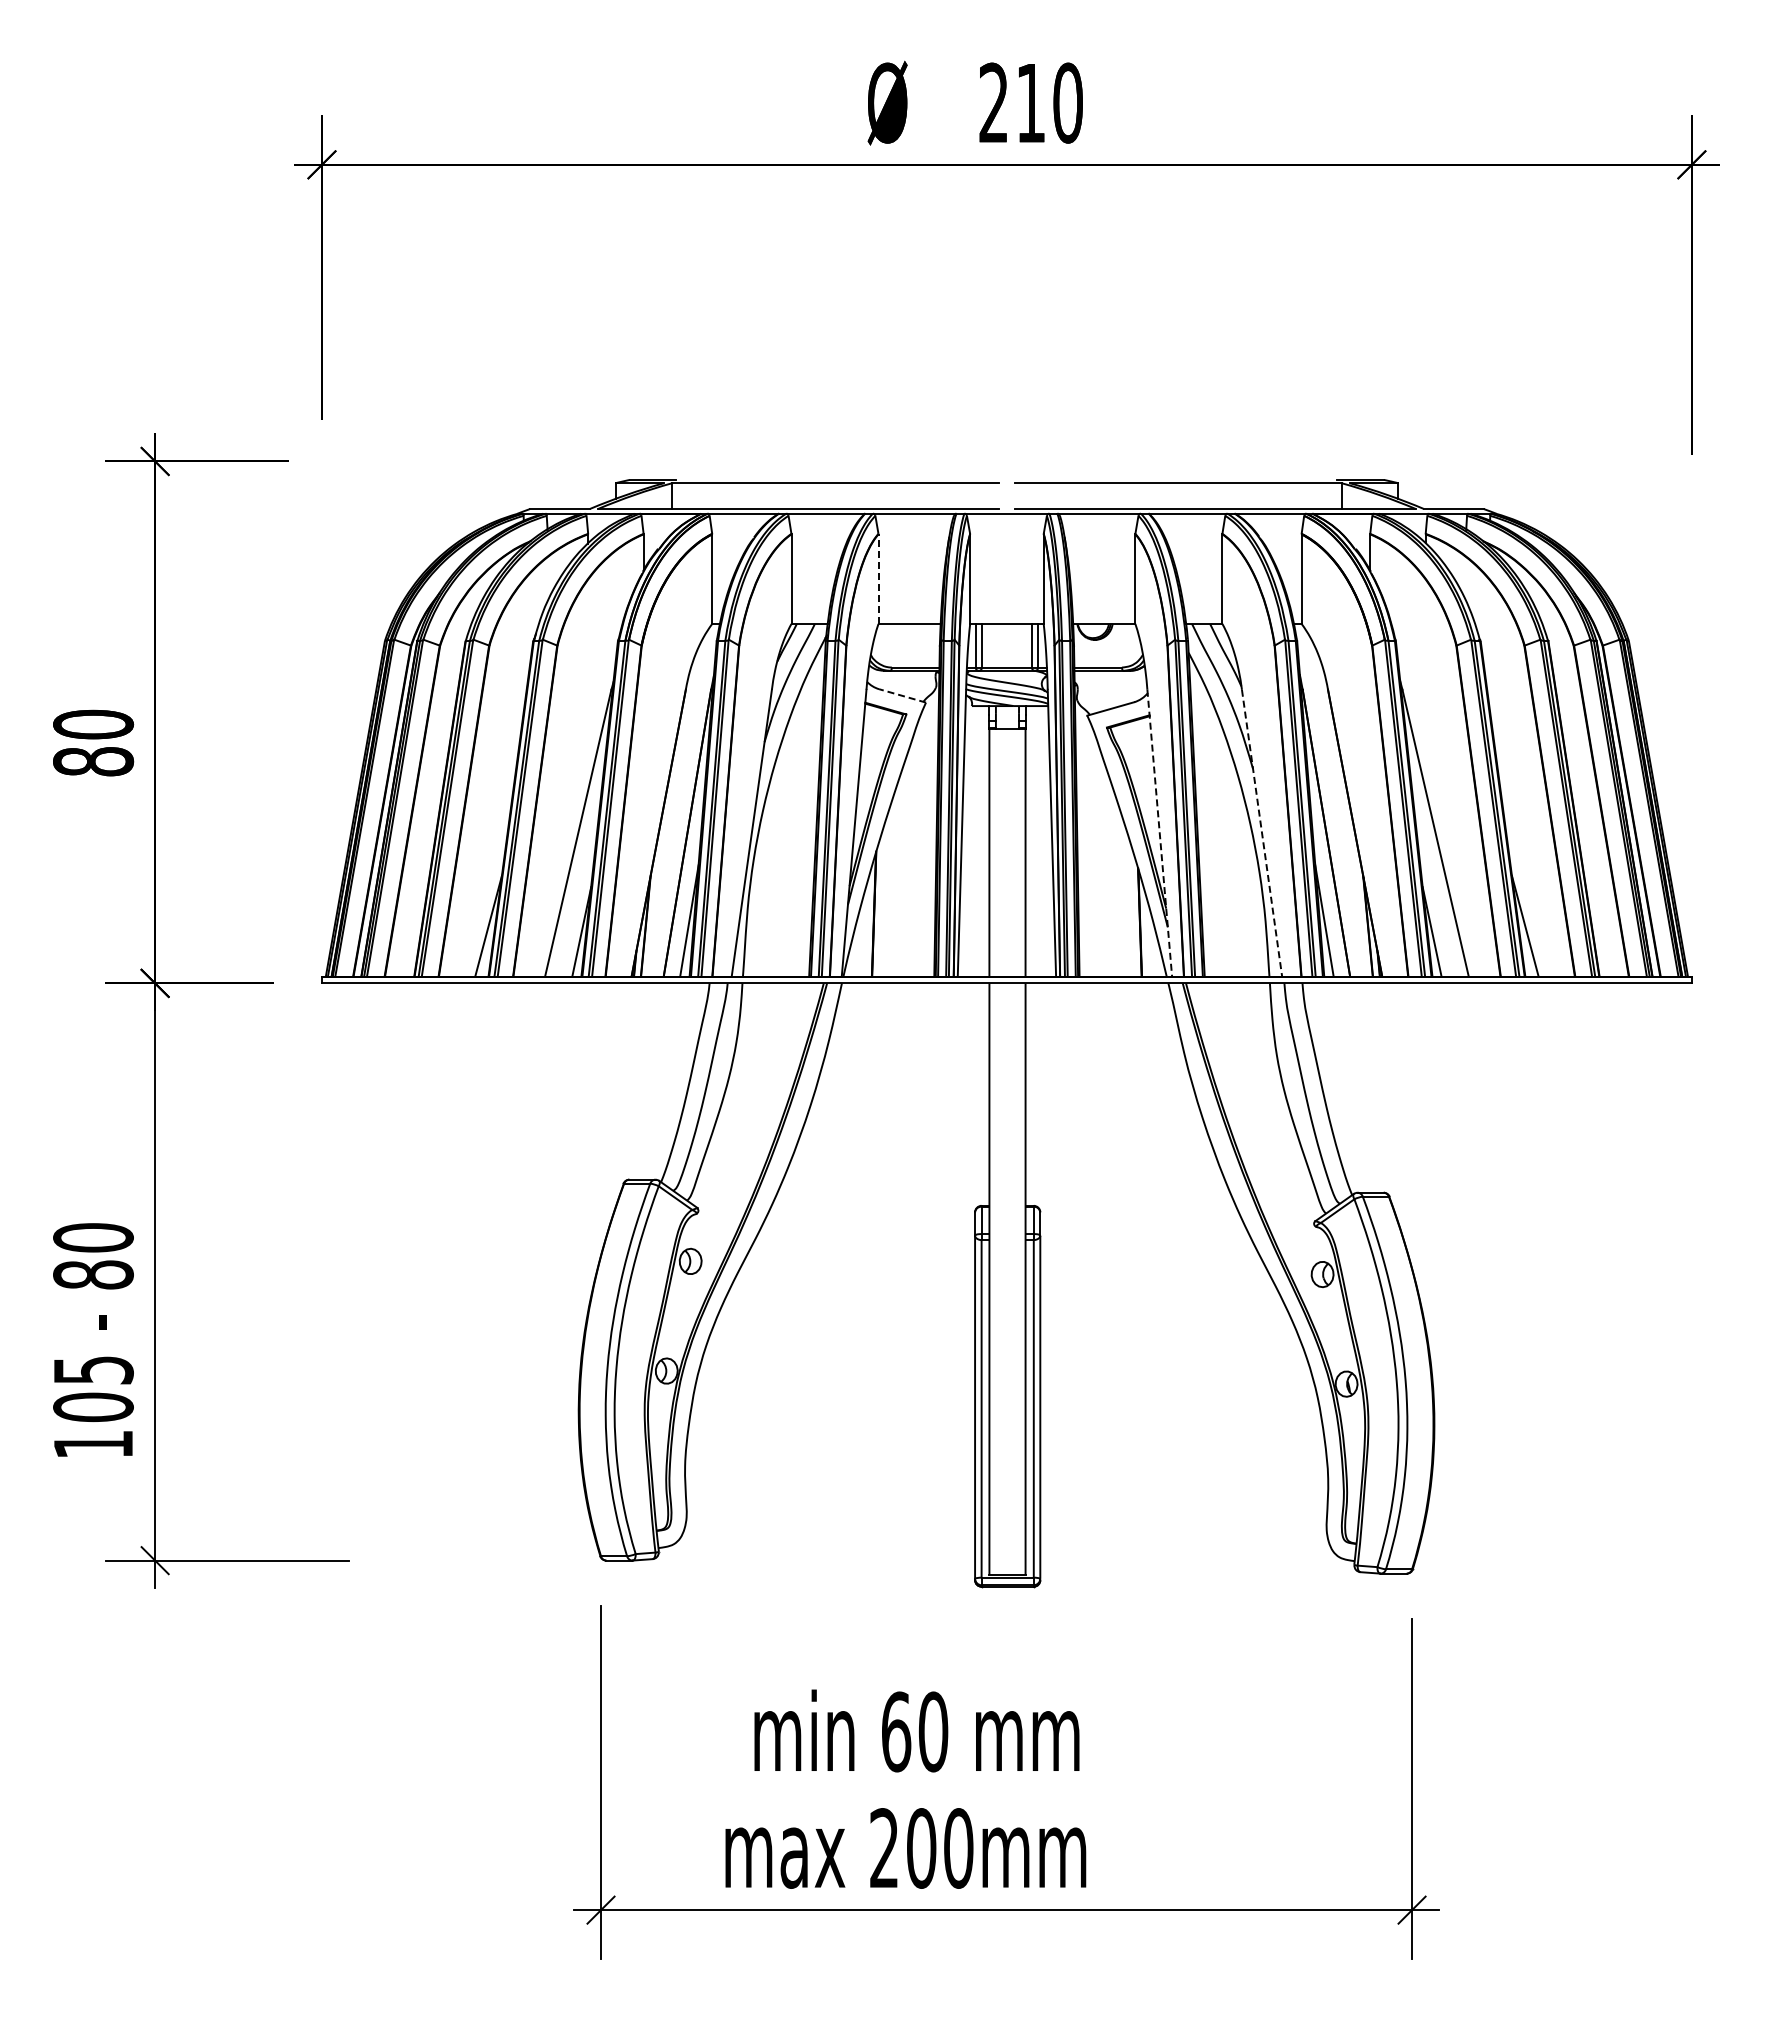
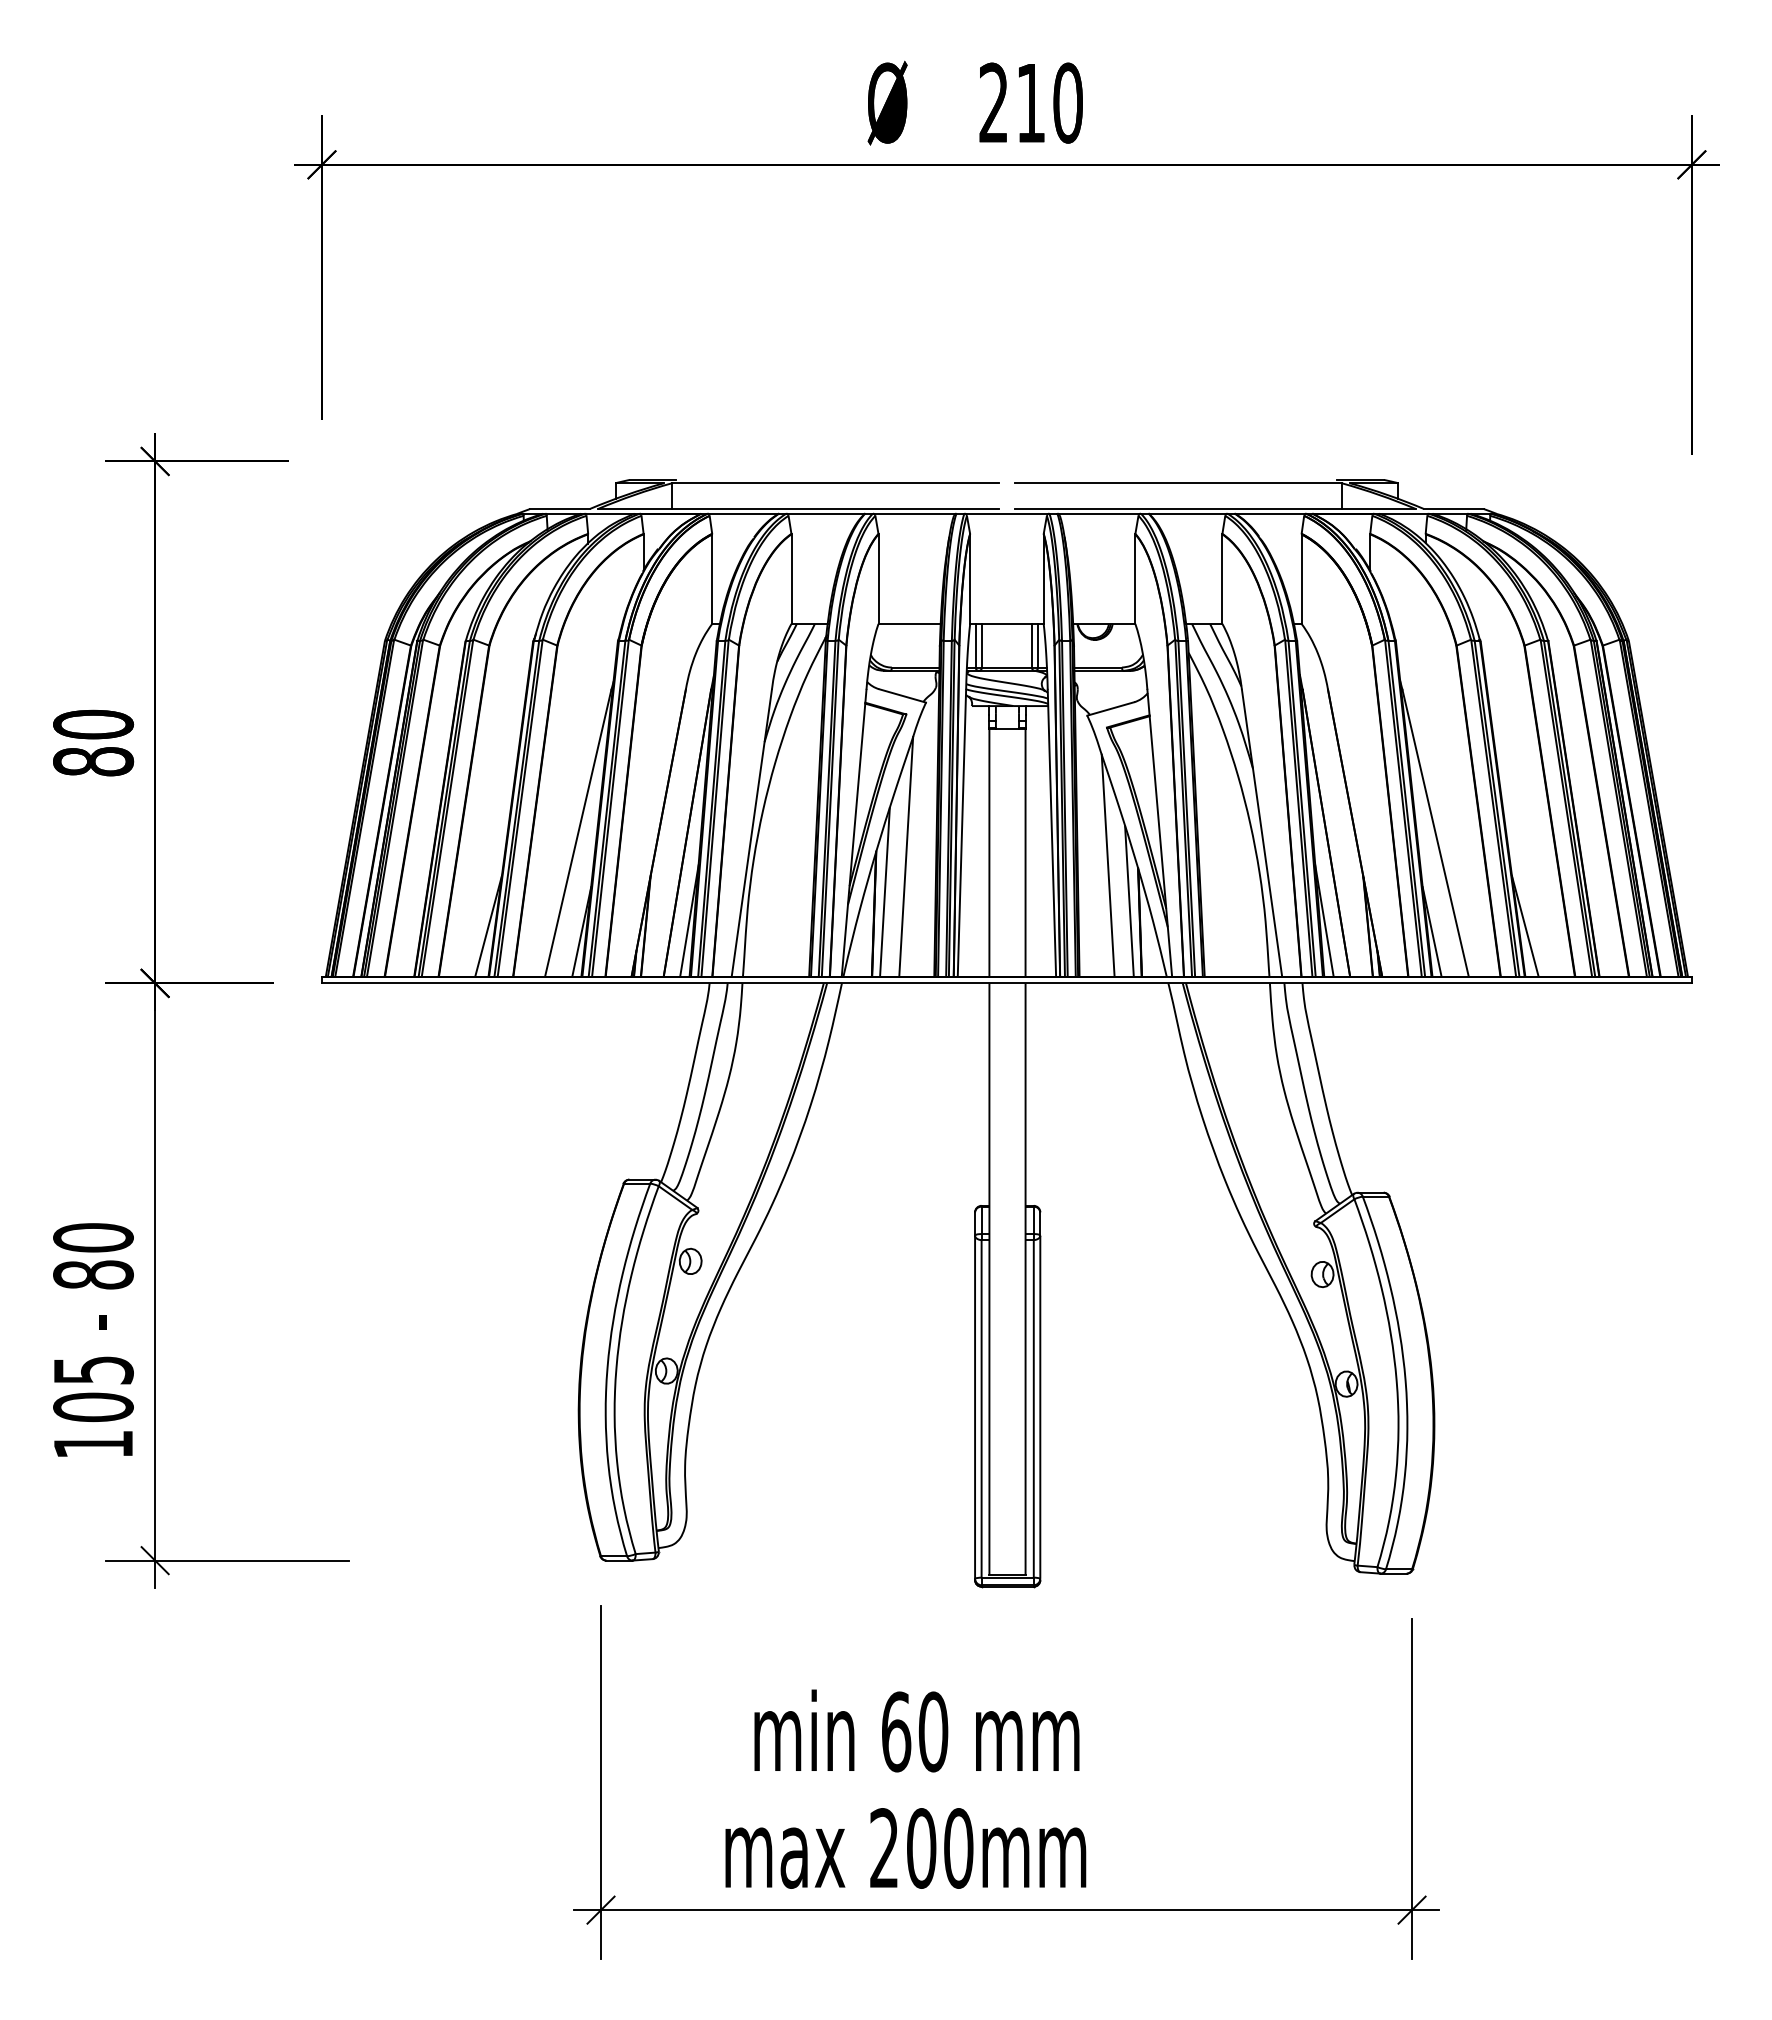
line: dashed -> solid (878, 579)
line: dashed -> solid (902, 695)
line: dashed -> solid (1159, 833)
line: dashed -> solid (1262, 833)
line: none -> present (906, 856)
line: none -> present (1107, 865)
line: none -> present (884, 892)
line: none -> present (1129, 901)
